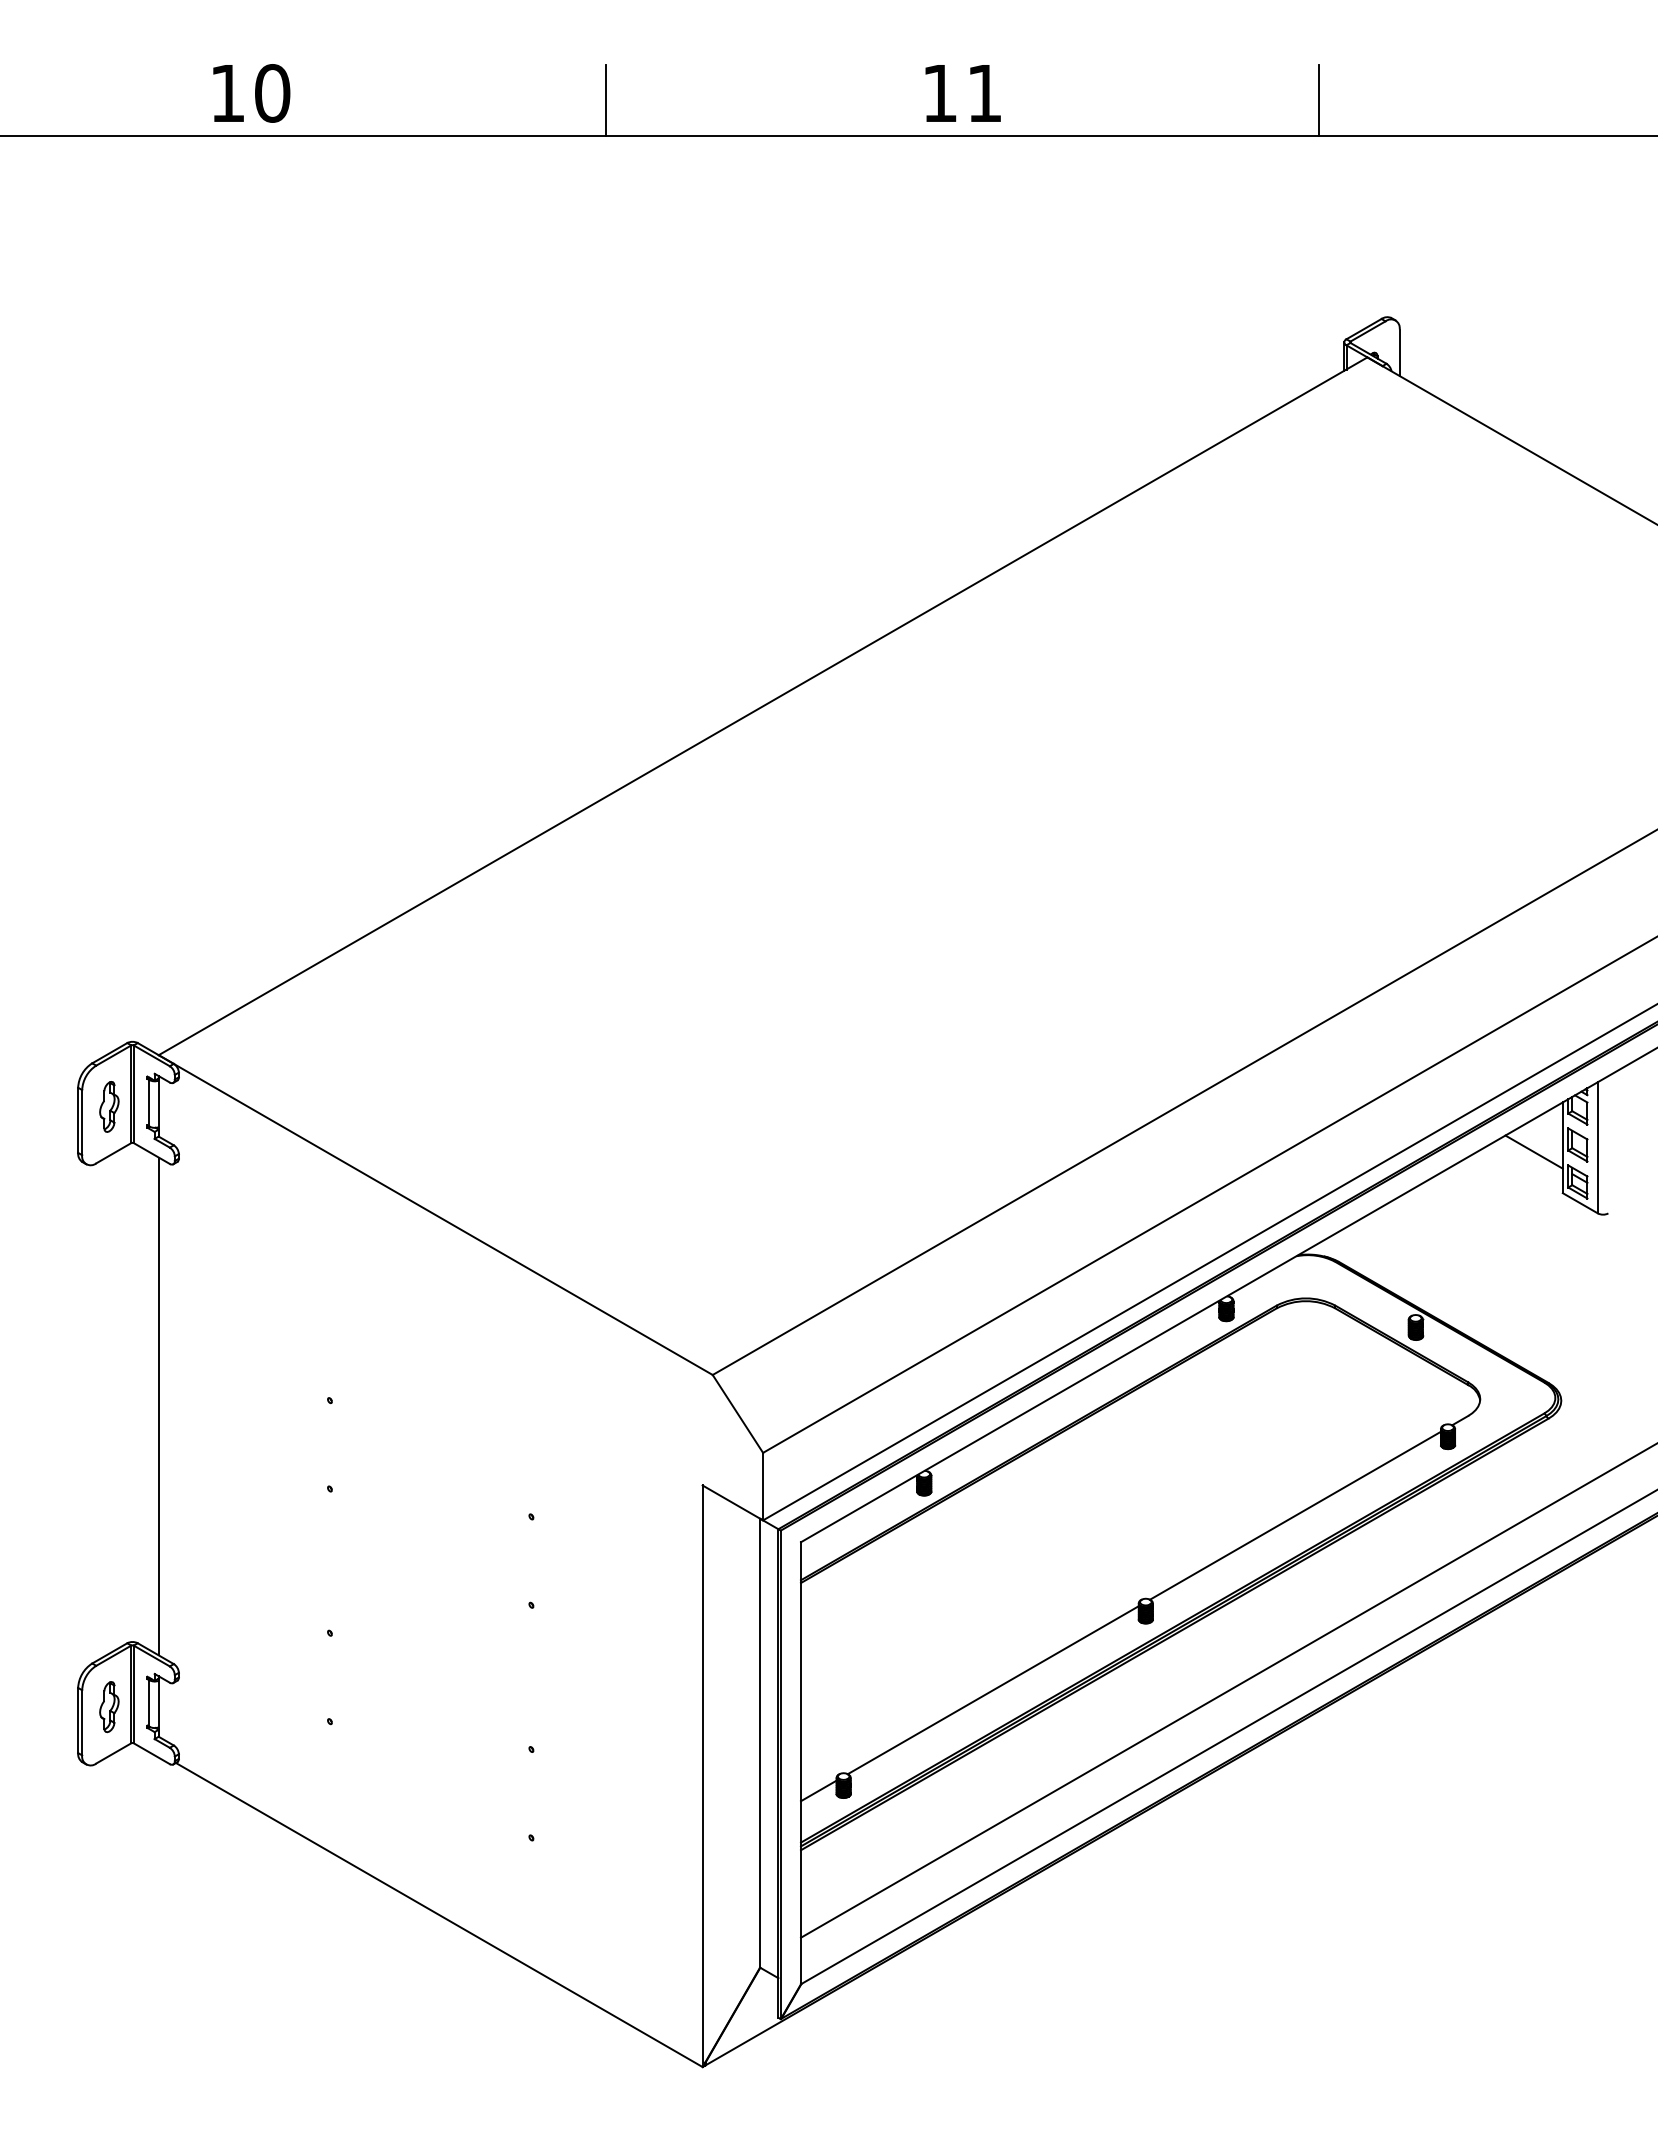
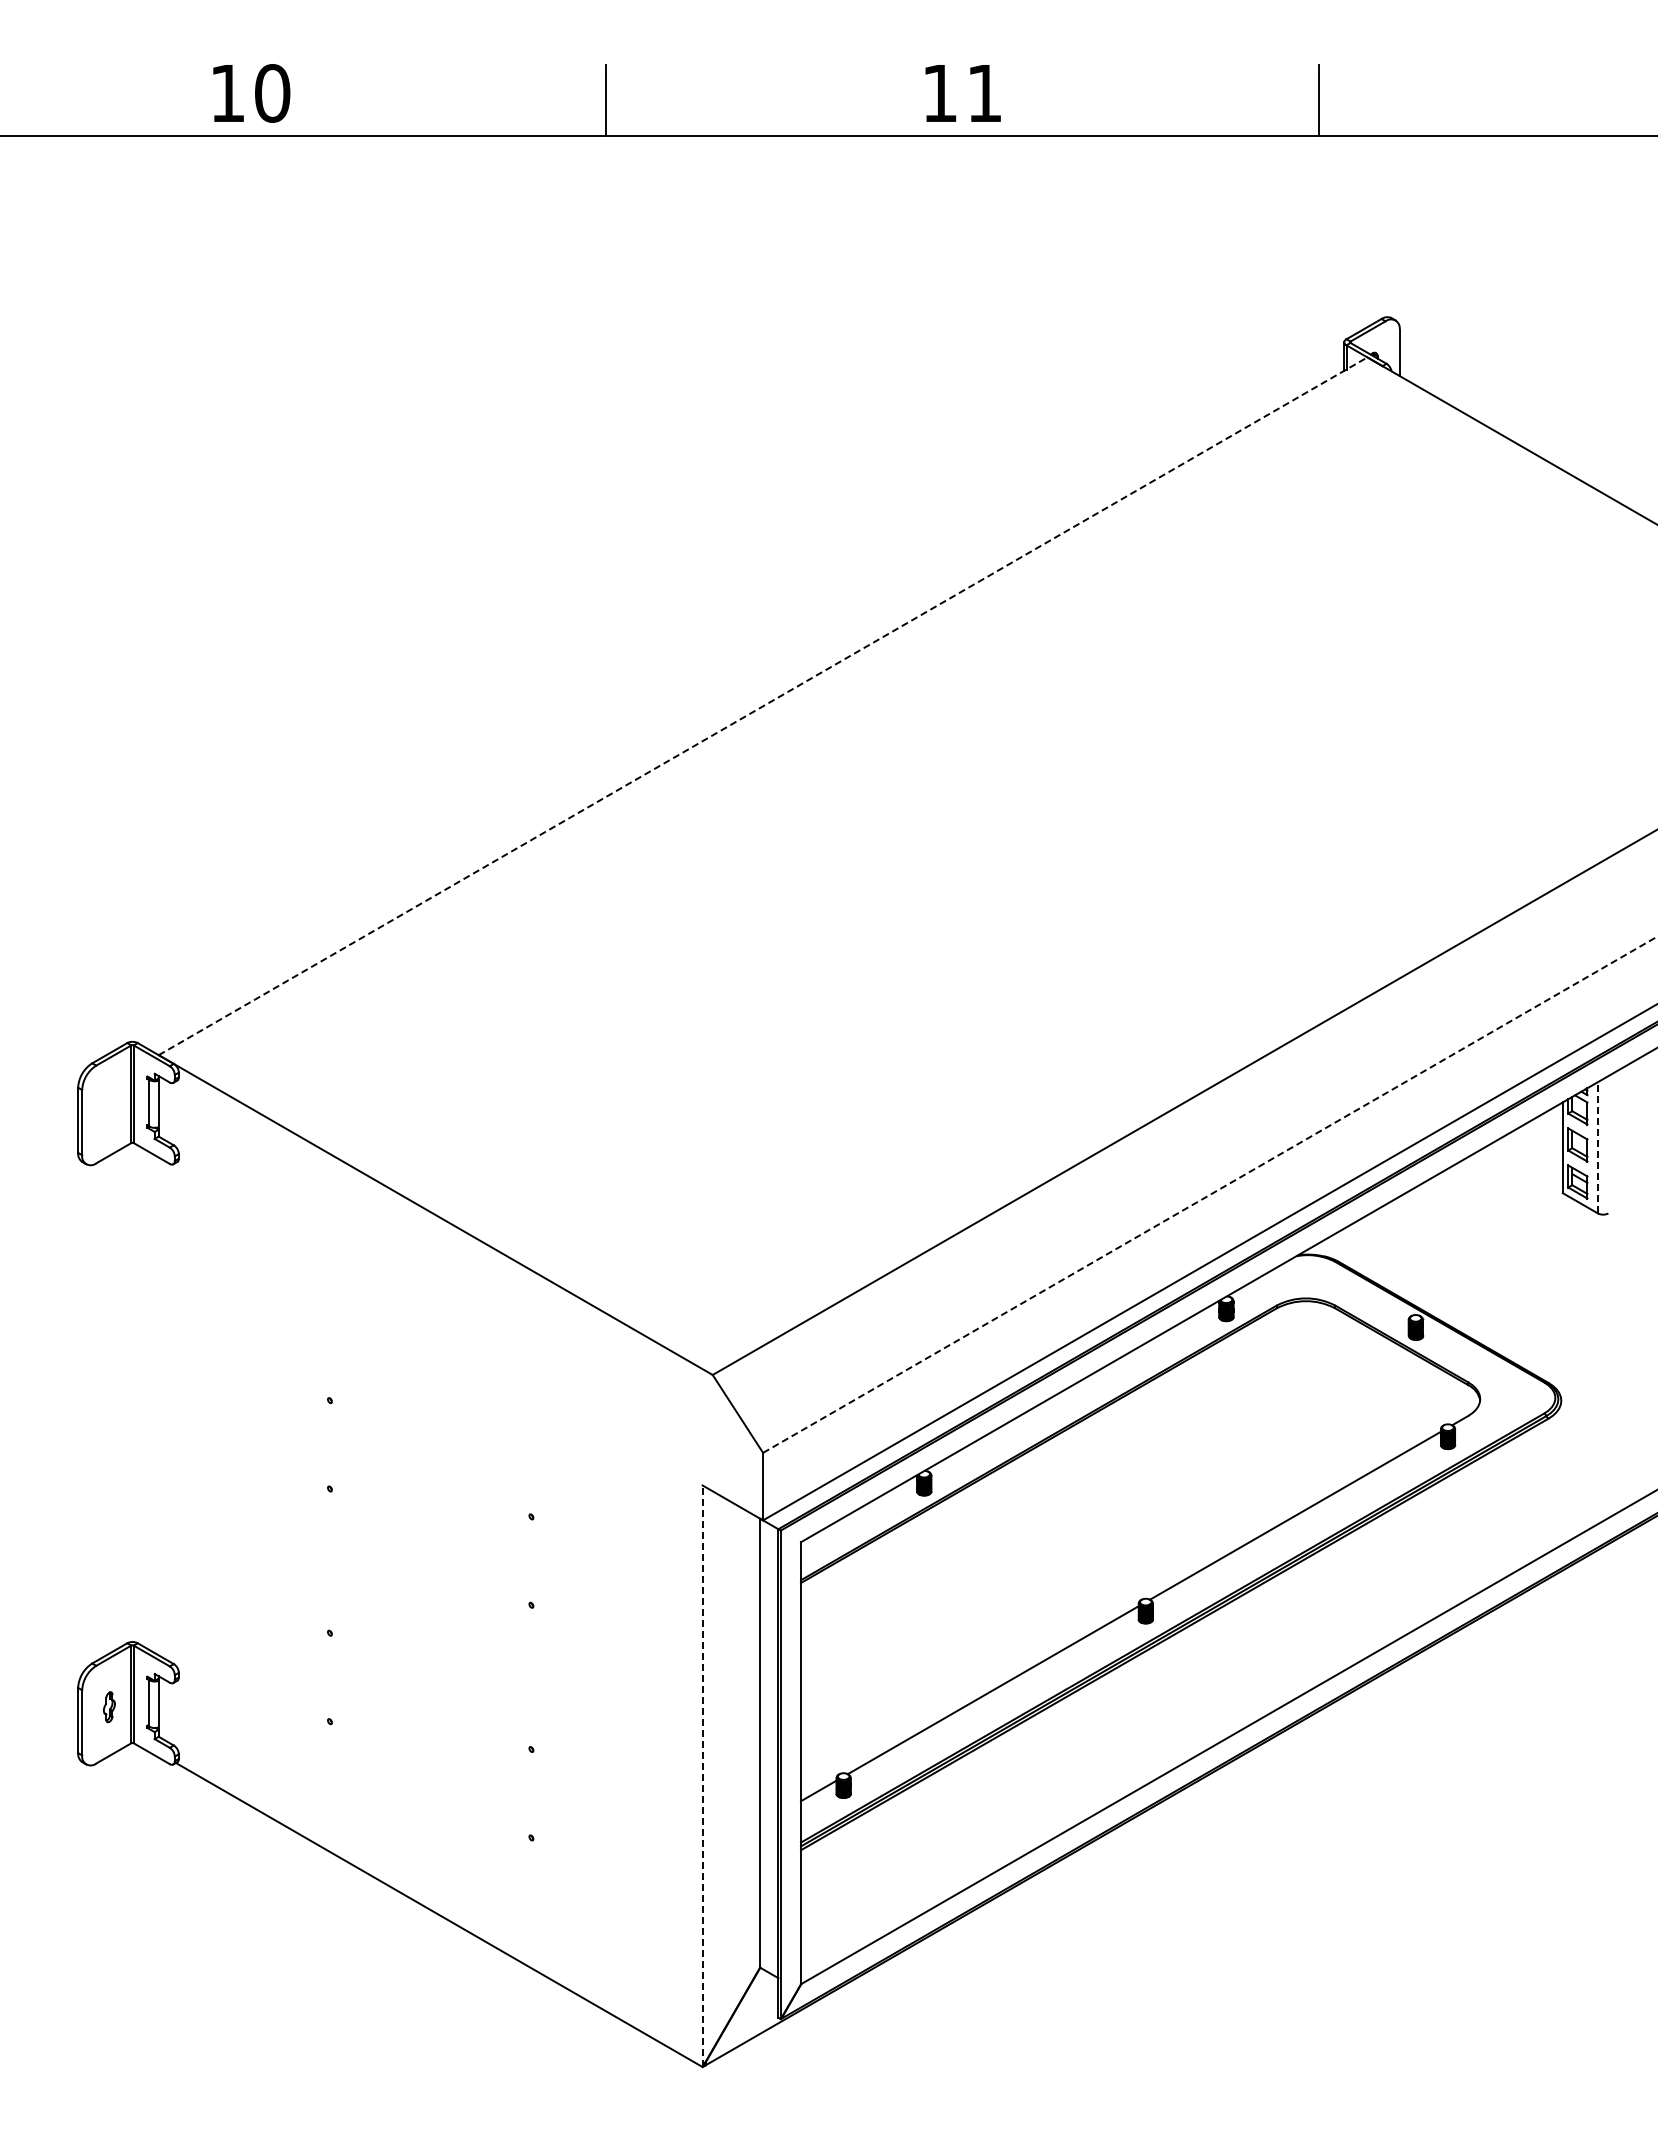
line: solid -> dashed (763, 706)
part: present -> none (109, 1106)
line: solid -> dashed (1597, 1147)
line: present -> none (1533, 1151)
line: solid -> dashed (1210, 1194)
line: present -> none (158, 1406)
line: present -> none (1227, 1690)
part size: 21x53 px -> 13x33 px (109, 1707)
line: solid -> dashed (702, 1776)
